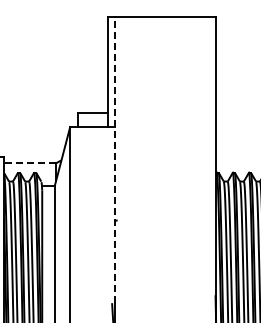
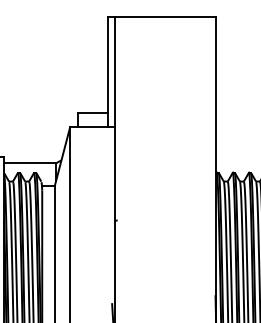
line: dashed -> solid (114, 160)
line: dashed -> solid (29, 163)
